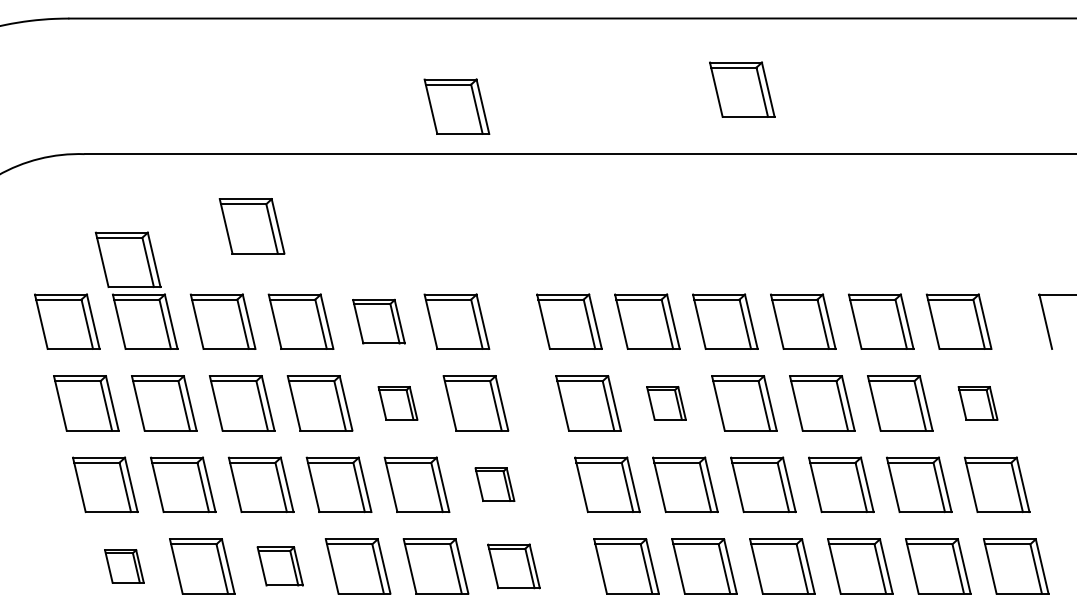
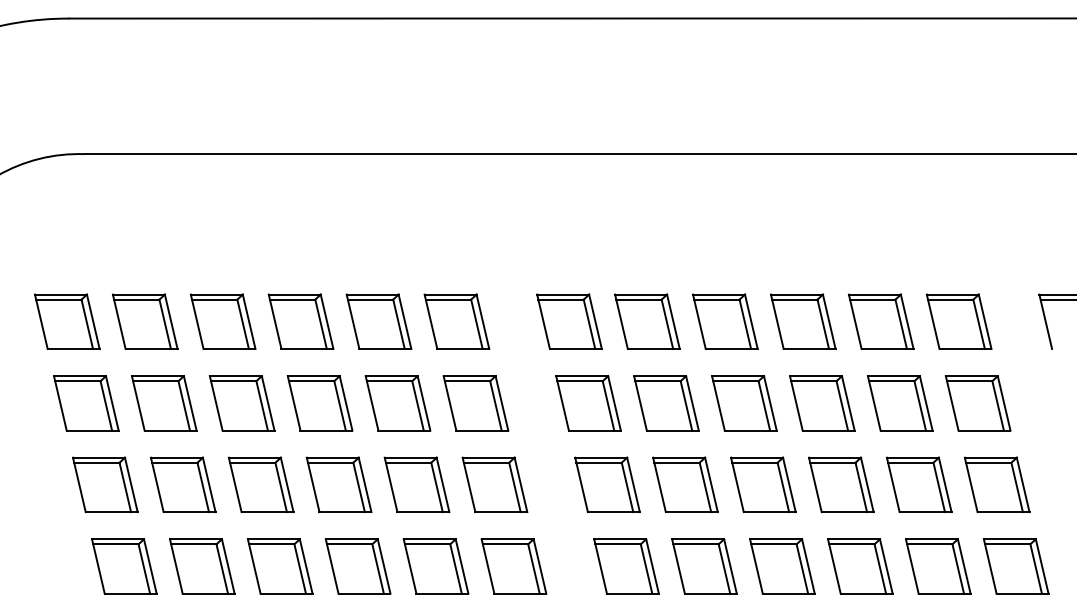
part: present -> none (742, 89)
part: present -> none (456, 106)
part: present -> none (251, 226)
part: present -> none (127, 259)
line: none -> present (1056, 299)
part size: 54x47 px -> 68x57 px (378, 321)
part size: 42x35 px -> 68x57 px (397, 403)
part size: 41x35 px -> 67x57 px (666, 403)
part size: 42x35 px -> 68x57 px (977, 403)
part size: 42x35 px -> 68x57 px (494, 484)
part size: 41x35 px -> 67x57 px (124, 566)
part size: 48x41 px -> 67x57 px (280, 566)
part size: 54x47 px -> 68x57 px (513, 566)
